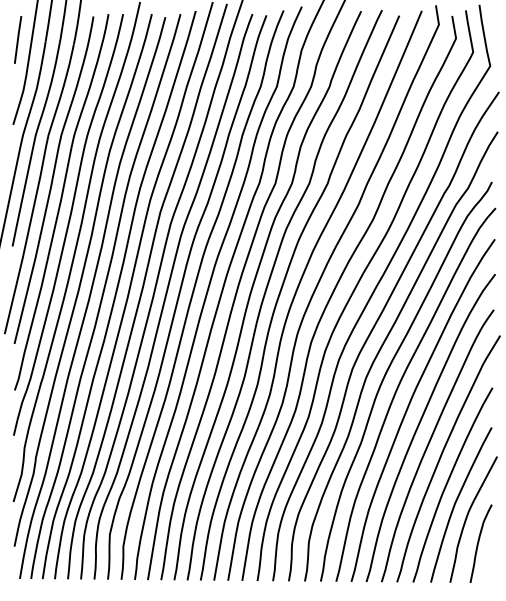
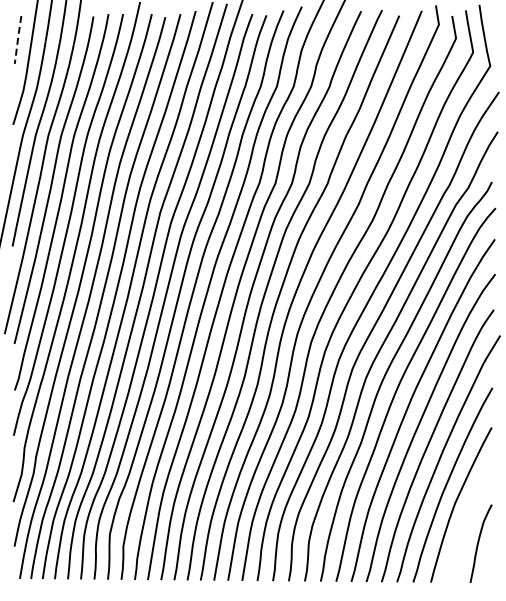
line: solid -> dashed (17, 39)
curve: present -> none (467, 518)
